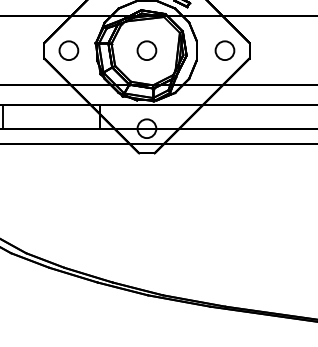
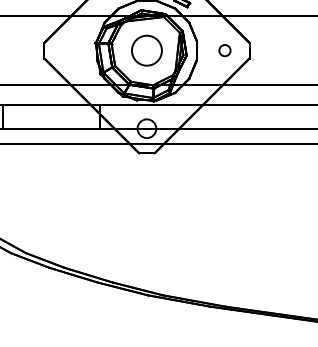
circle: present -> none (68, 50)
circle diameter: 19 px -> 30 px (146, 50)
circle size: 22x21 px -> 14x14 px (224, 50)
